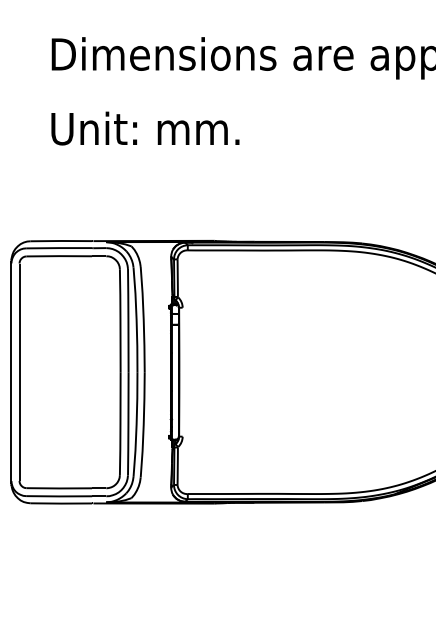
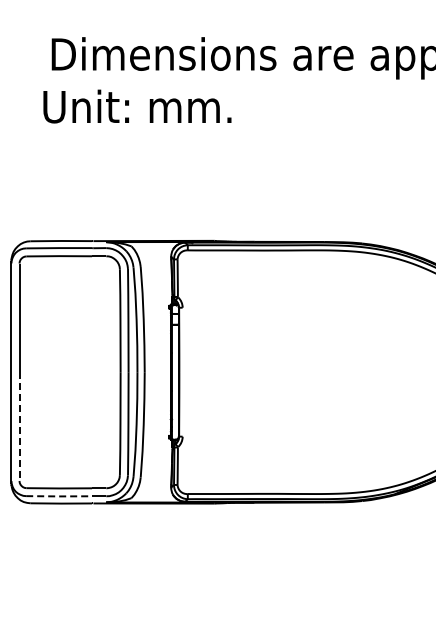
text position: (145, 128) -> (137, 106) (137, 106)
line: solid -> dashed (19, 427)
line: solid -> dashed (59, 496)
